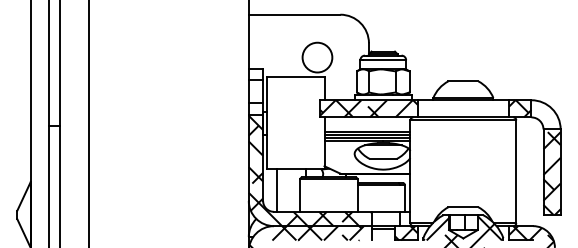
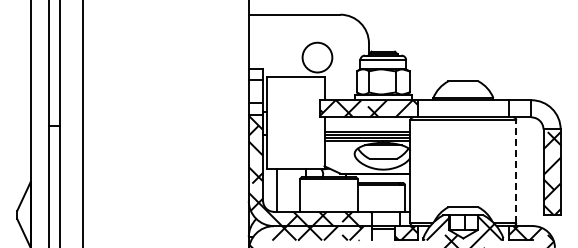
hatch: present -> none (520, 108)
line position: (89, 123) -> (83, 123) (83, 123)
line: solid -> dashed (516, 171)
